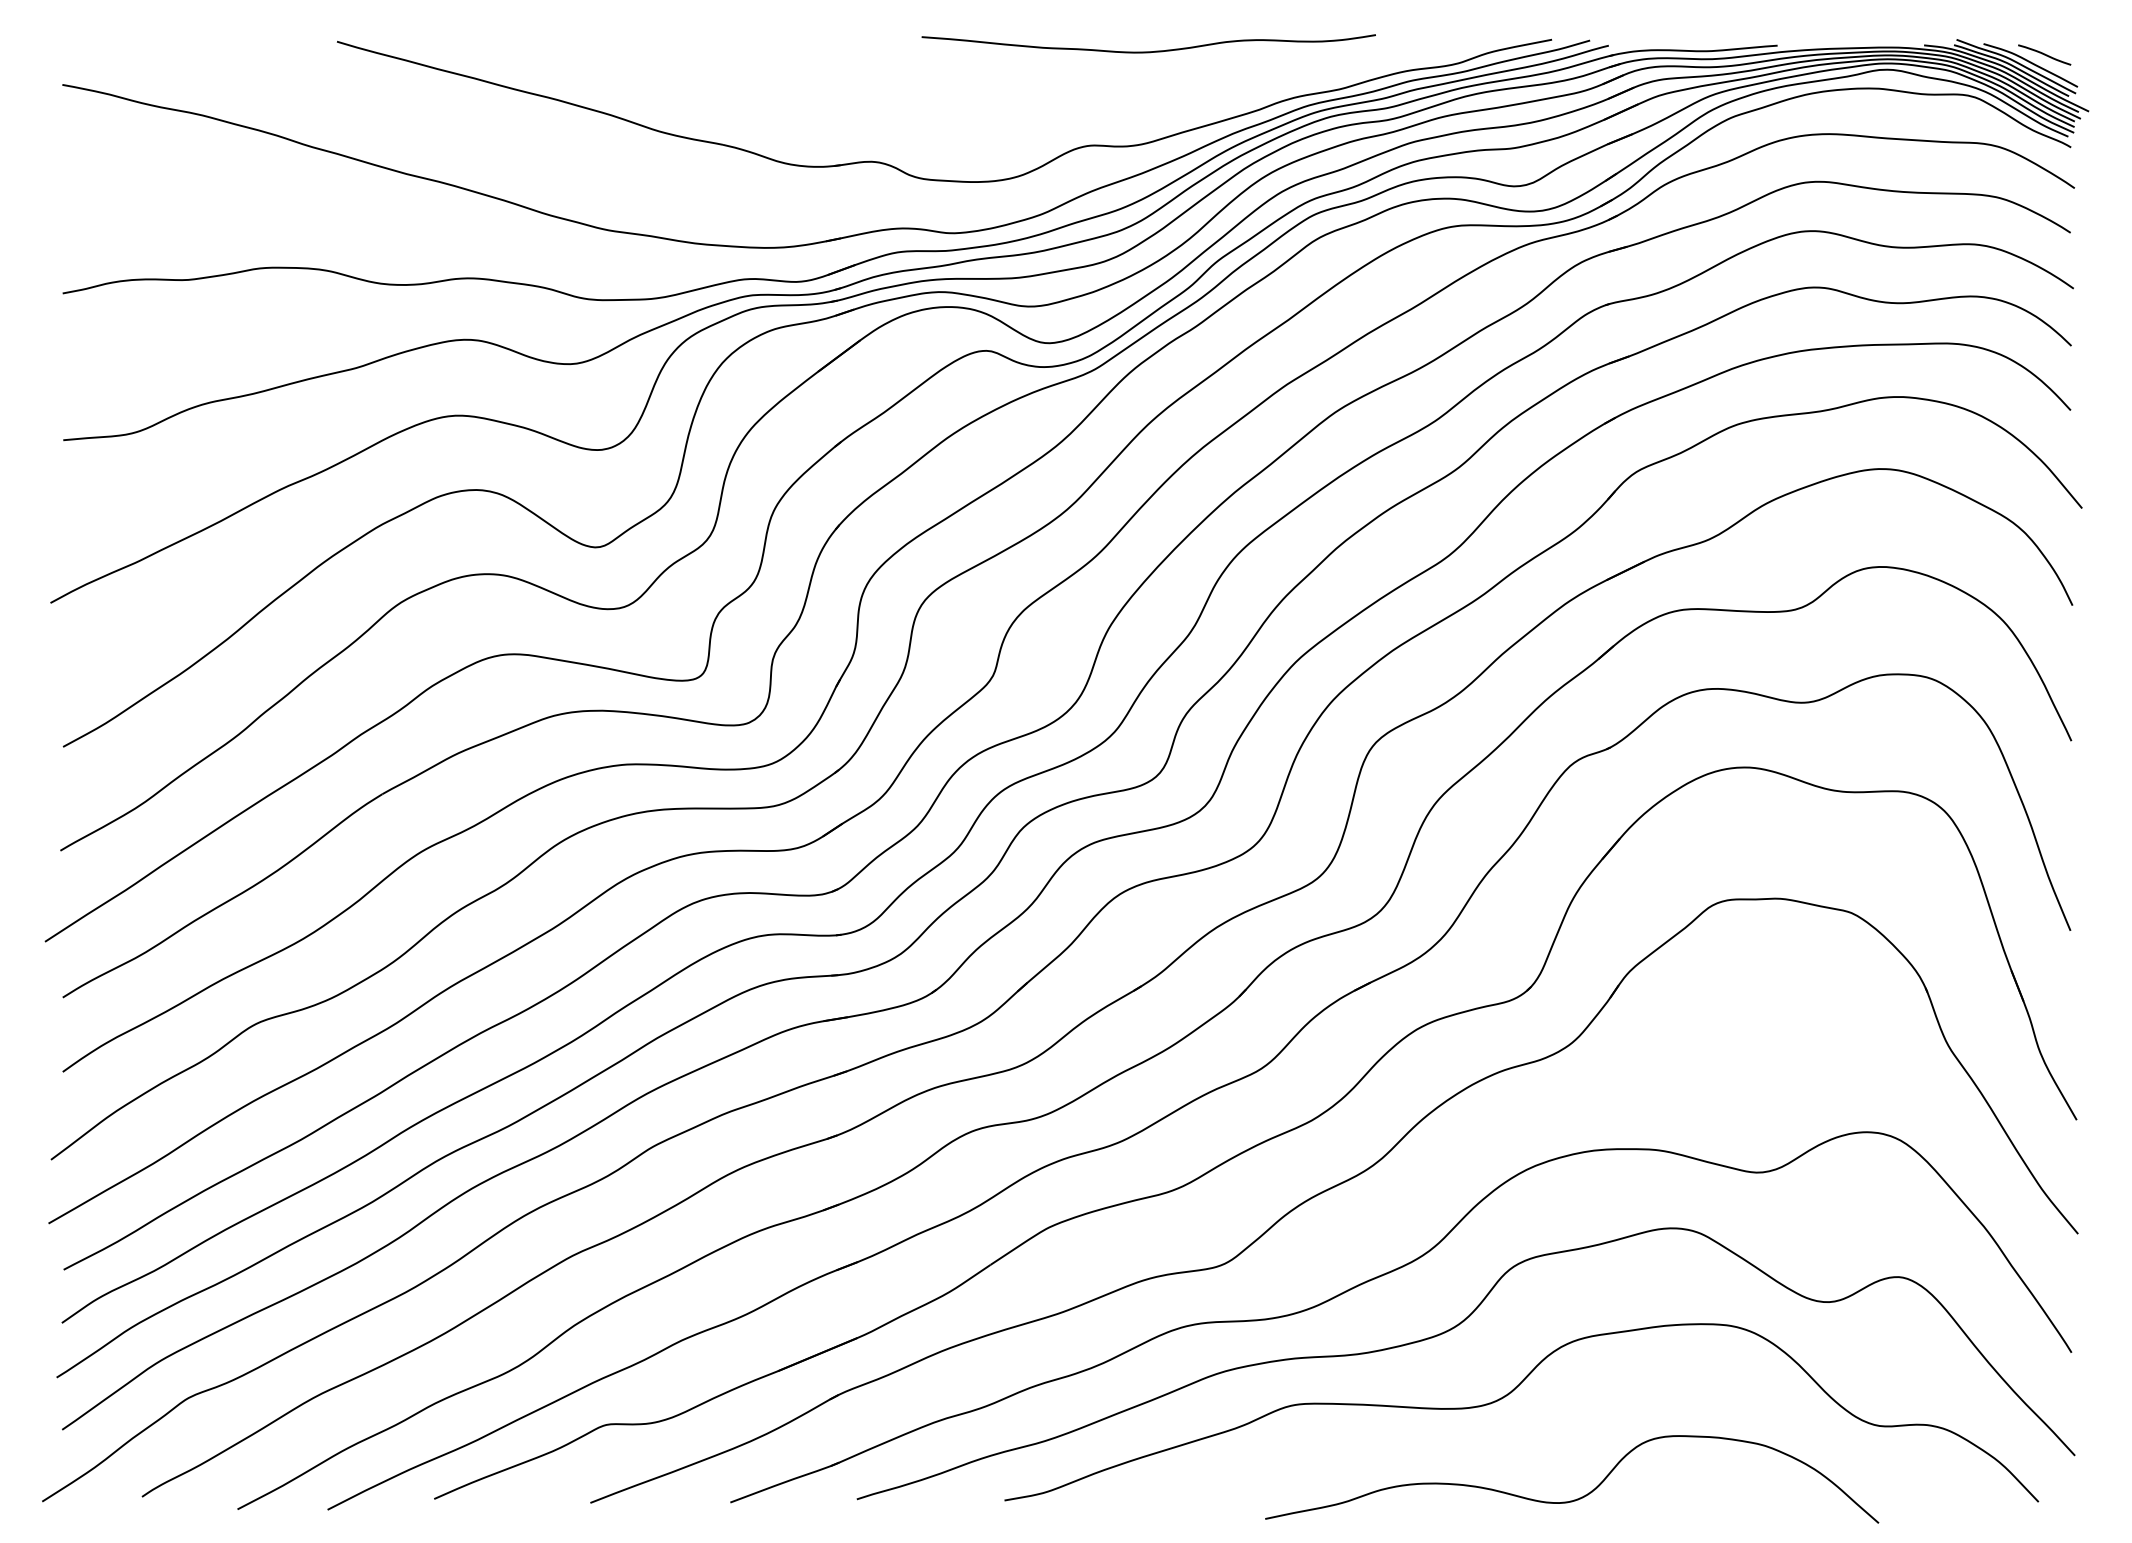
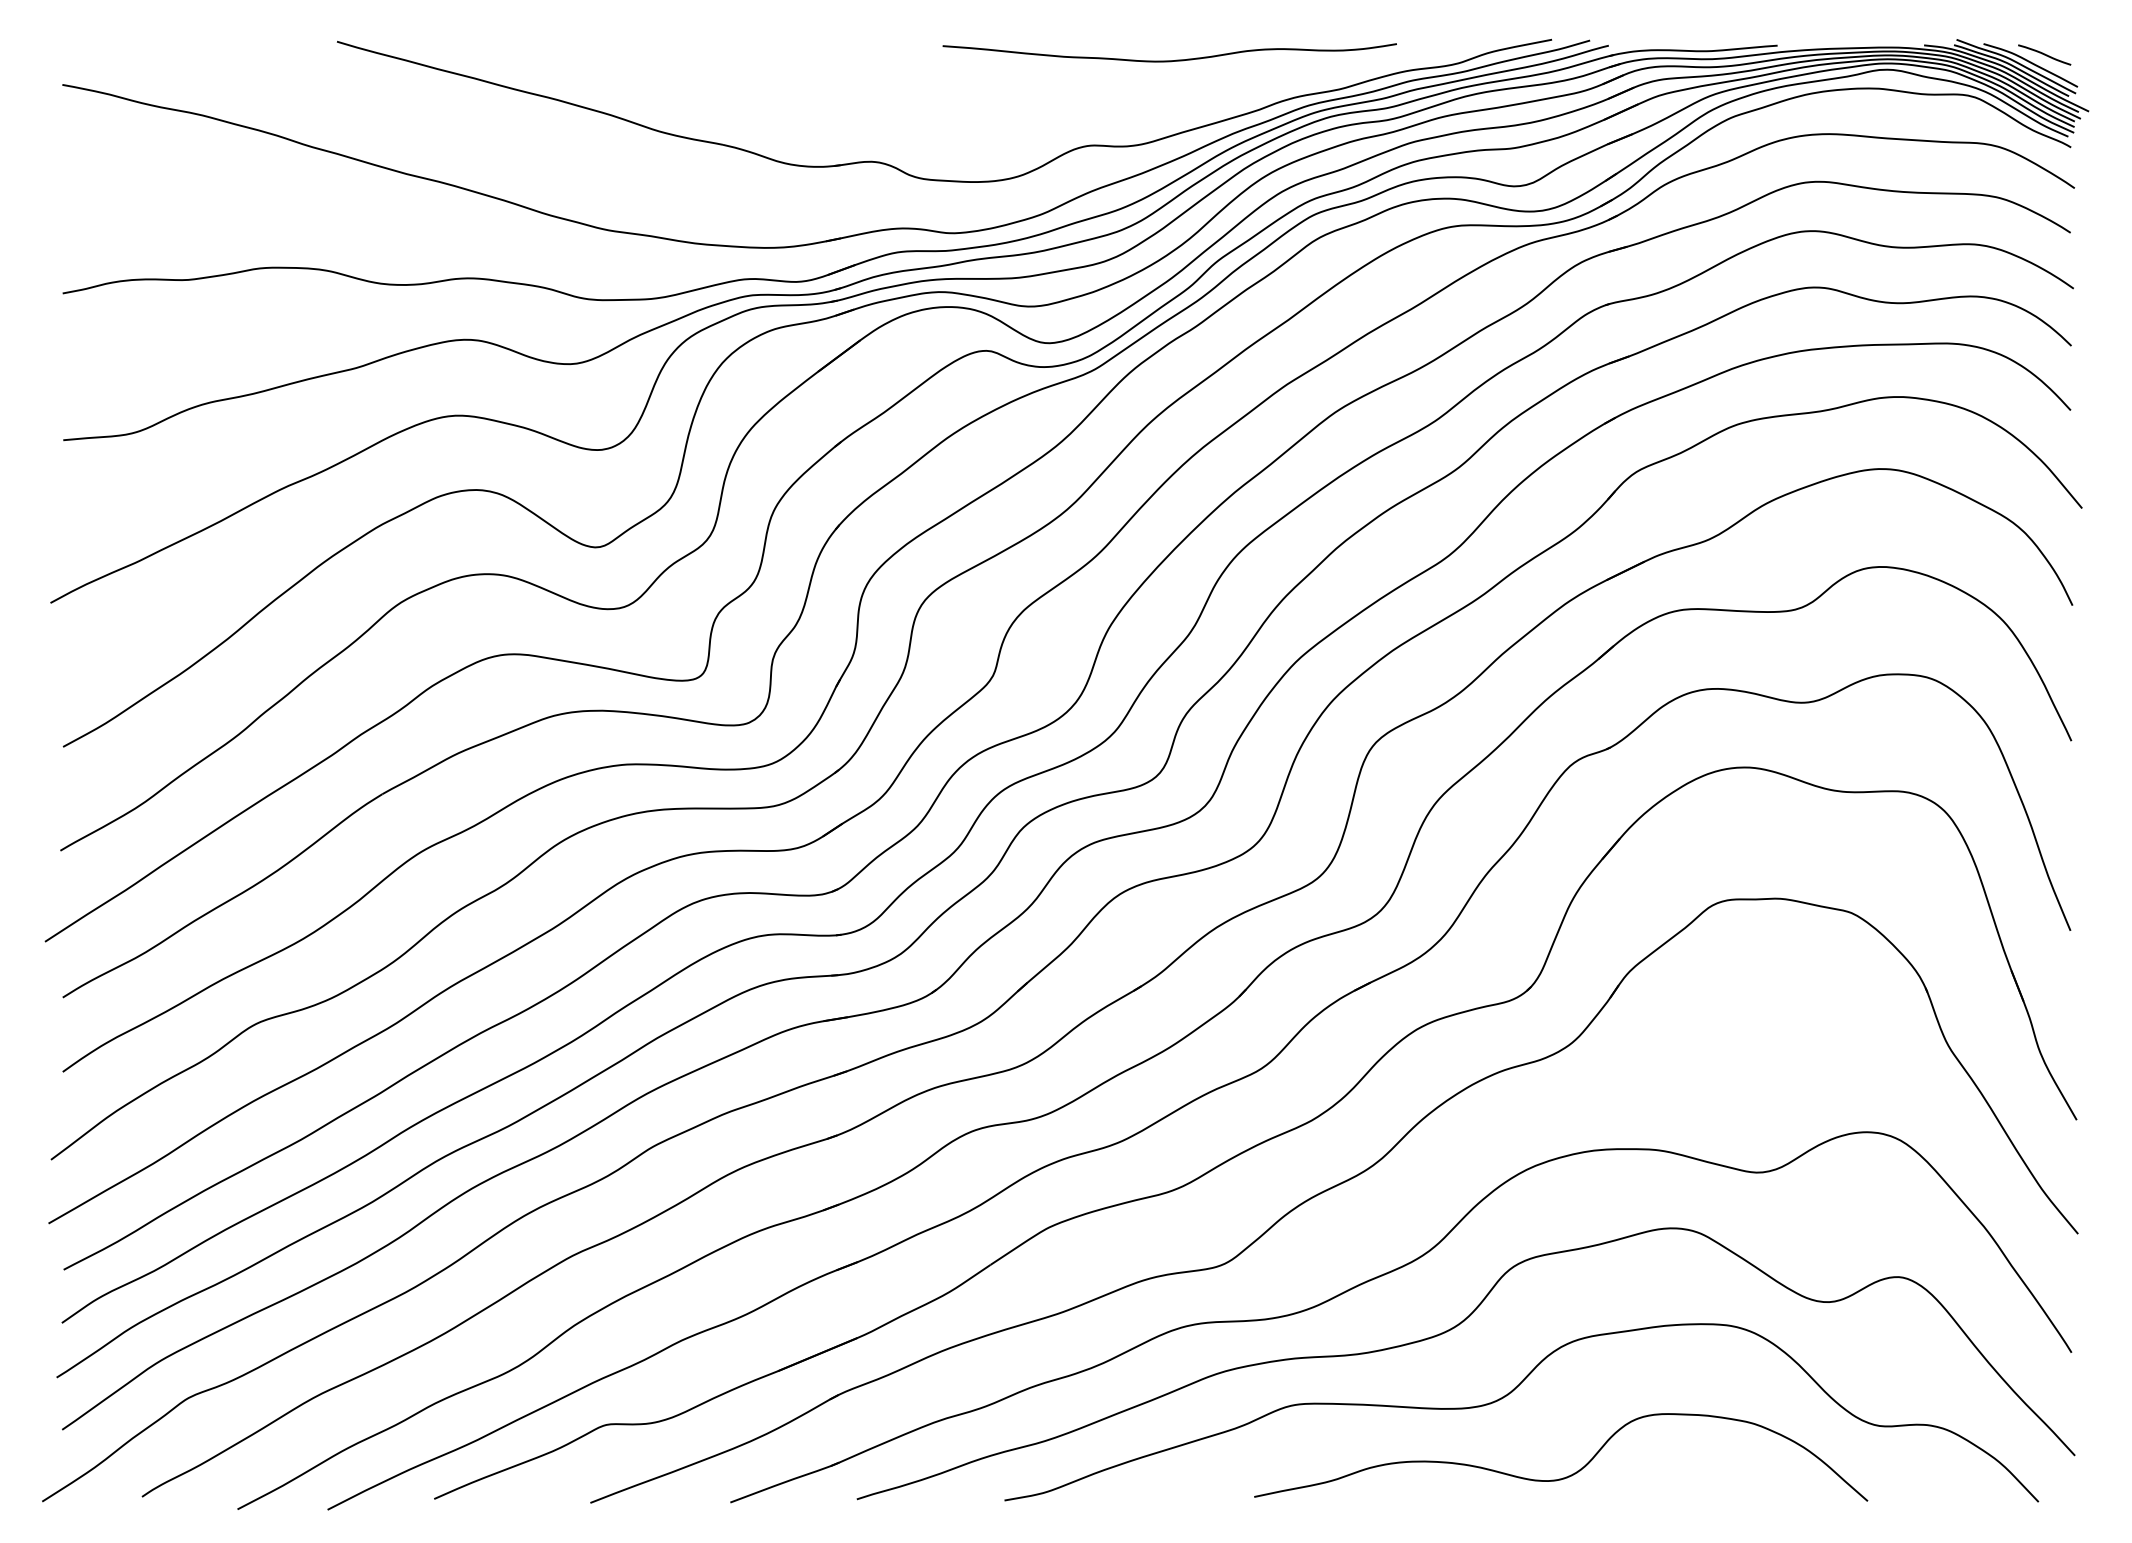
curve position: (1148, 51) -> (1169, 60) (1169, 60)
curve position: (1581, 1496) -> (1570, 1474) (1570, 1474)
